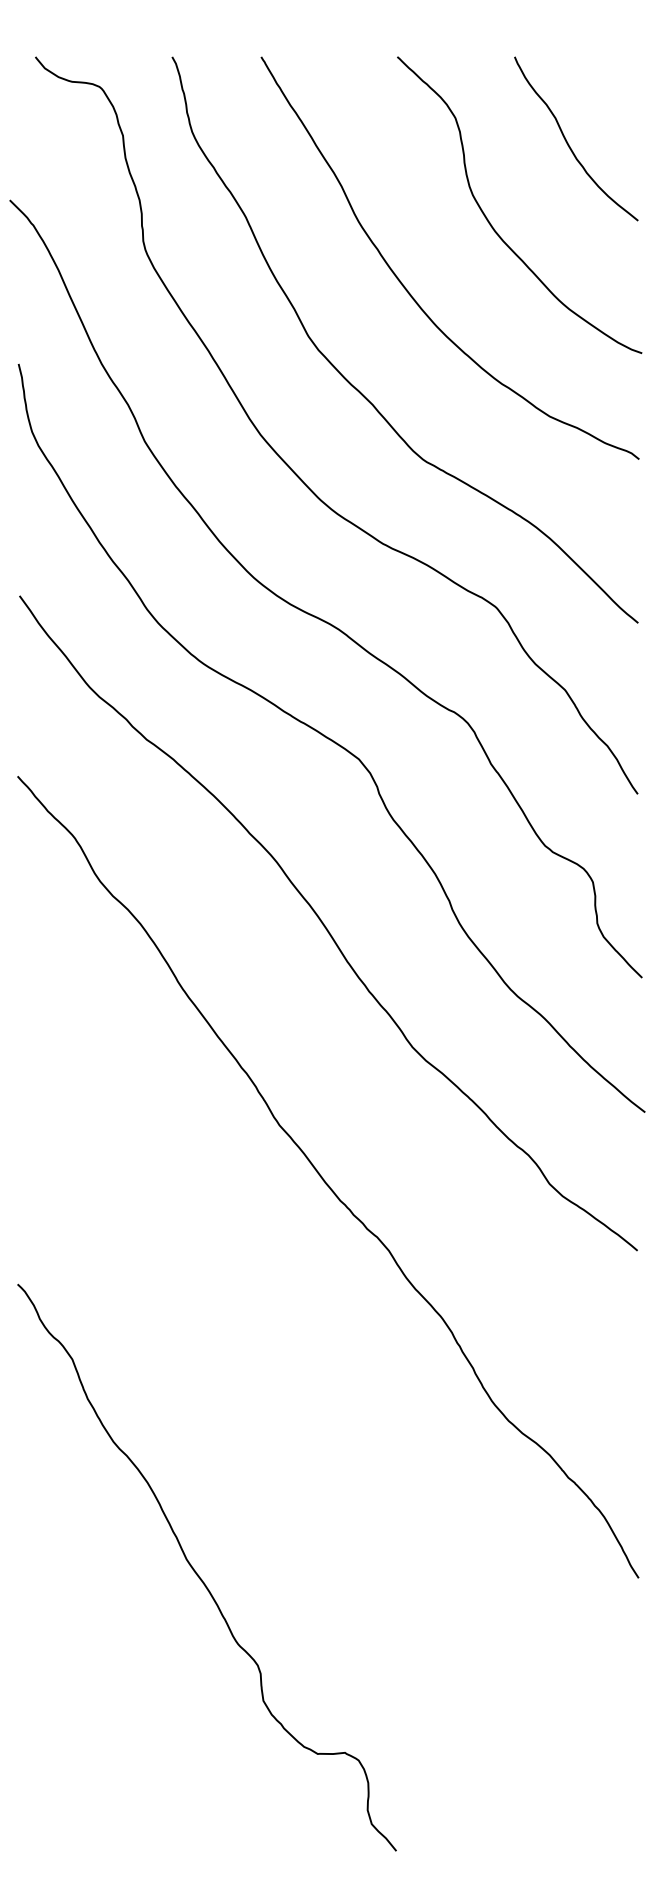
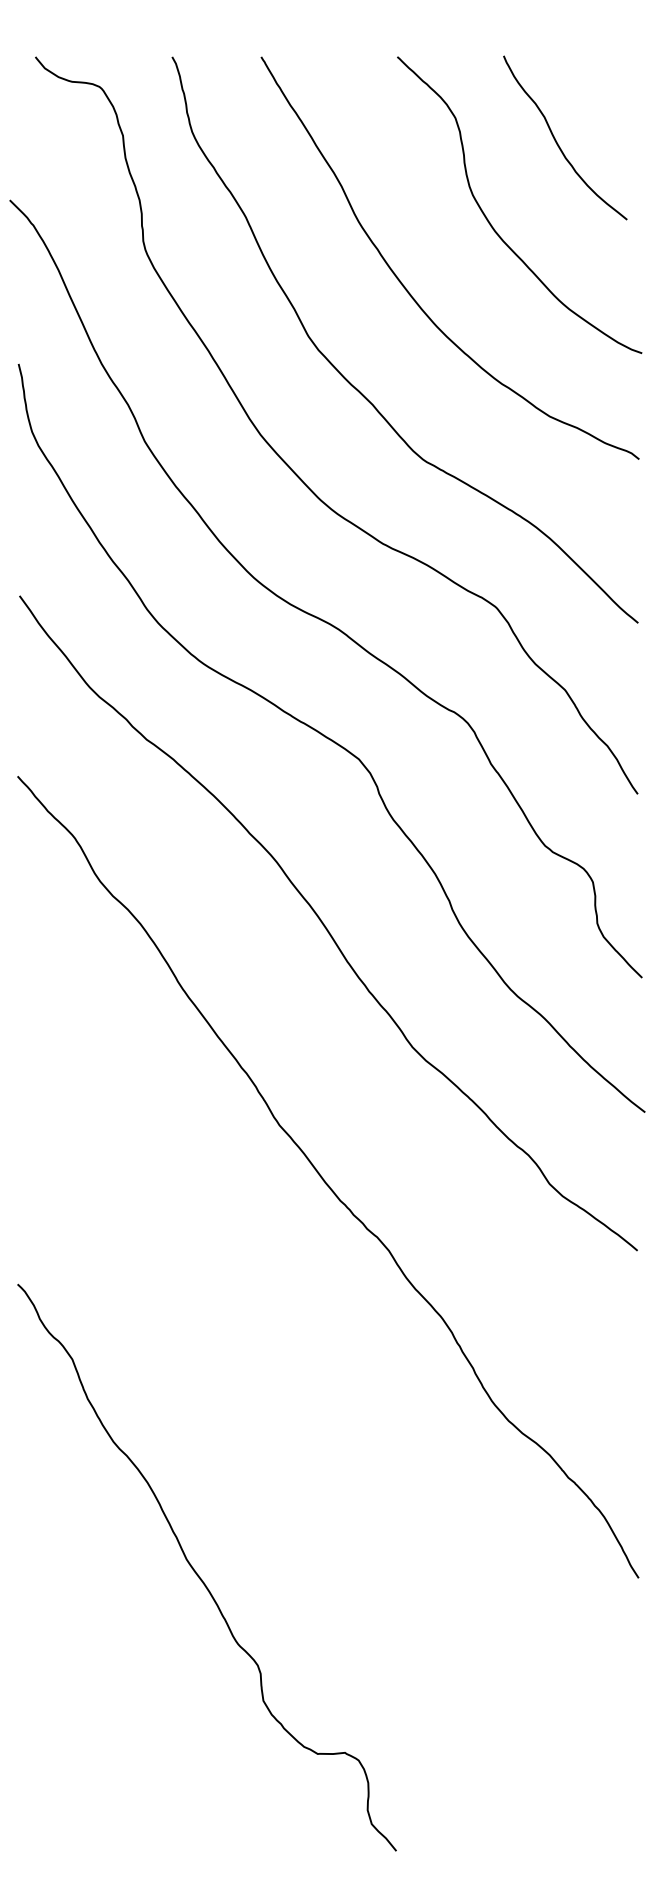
curve position: (569, 144) -> (558, 143) (558, 143)
